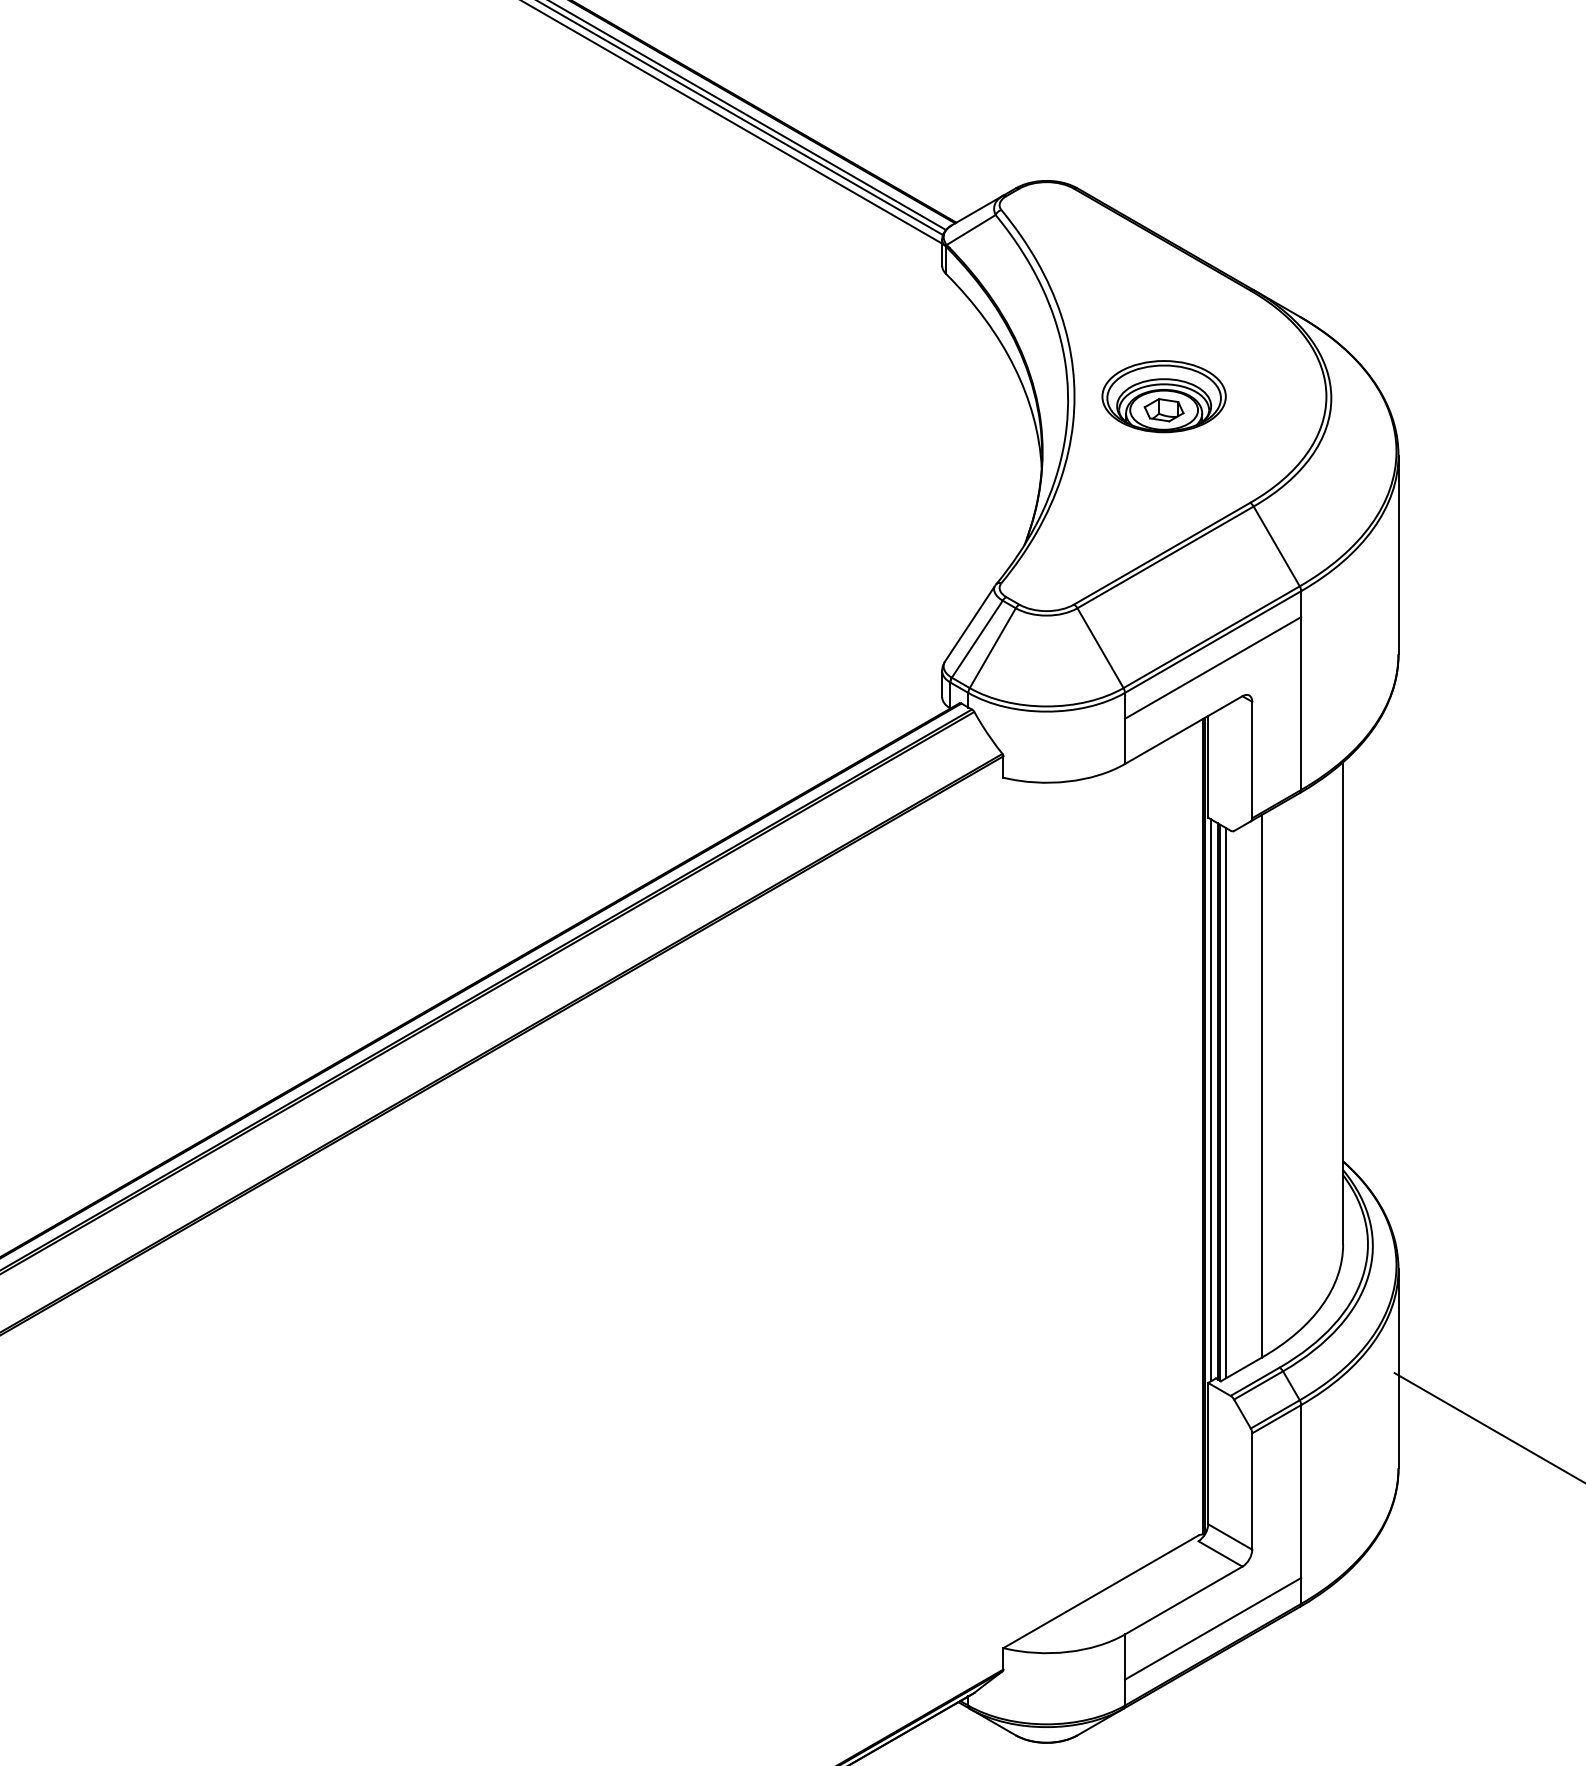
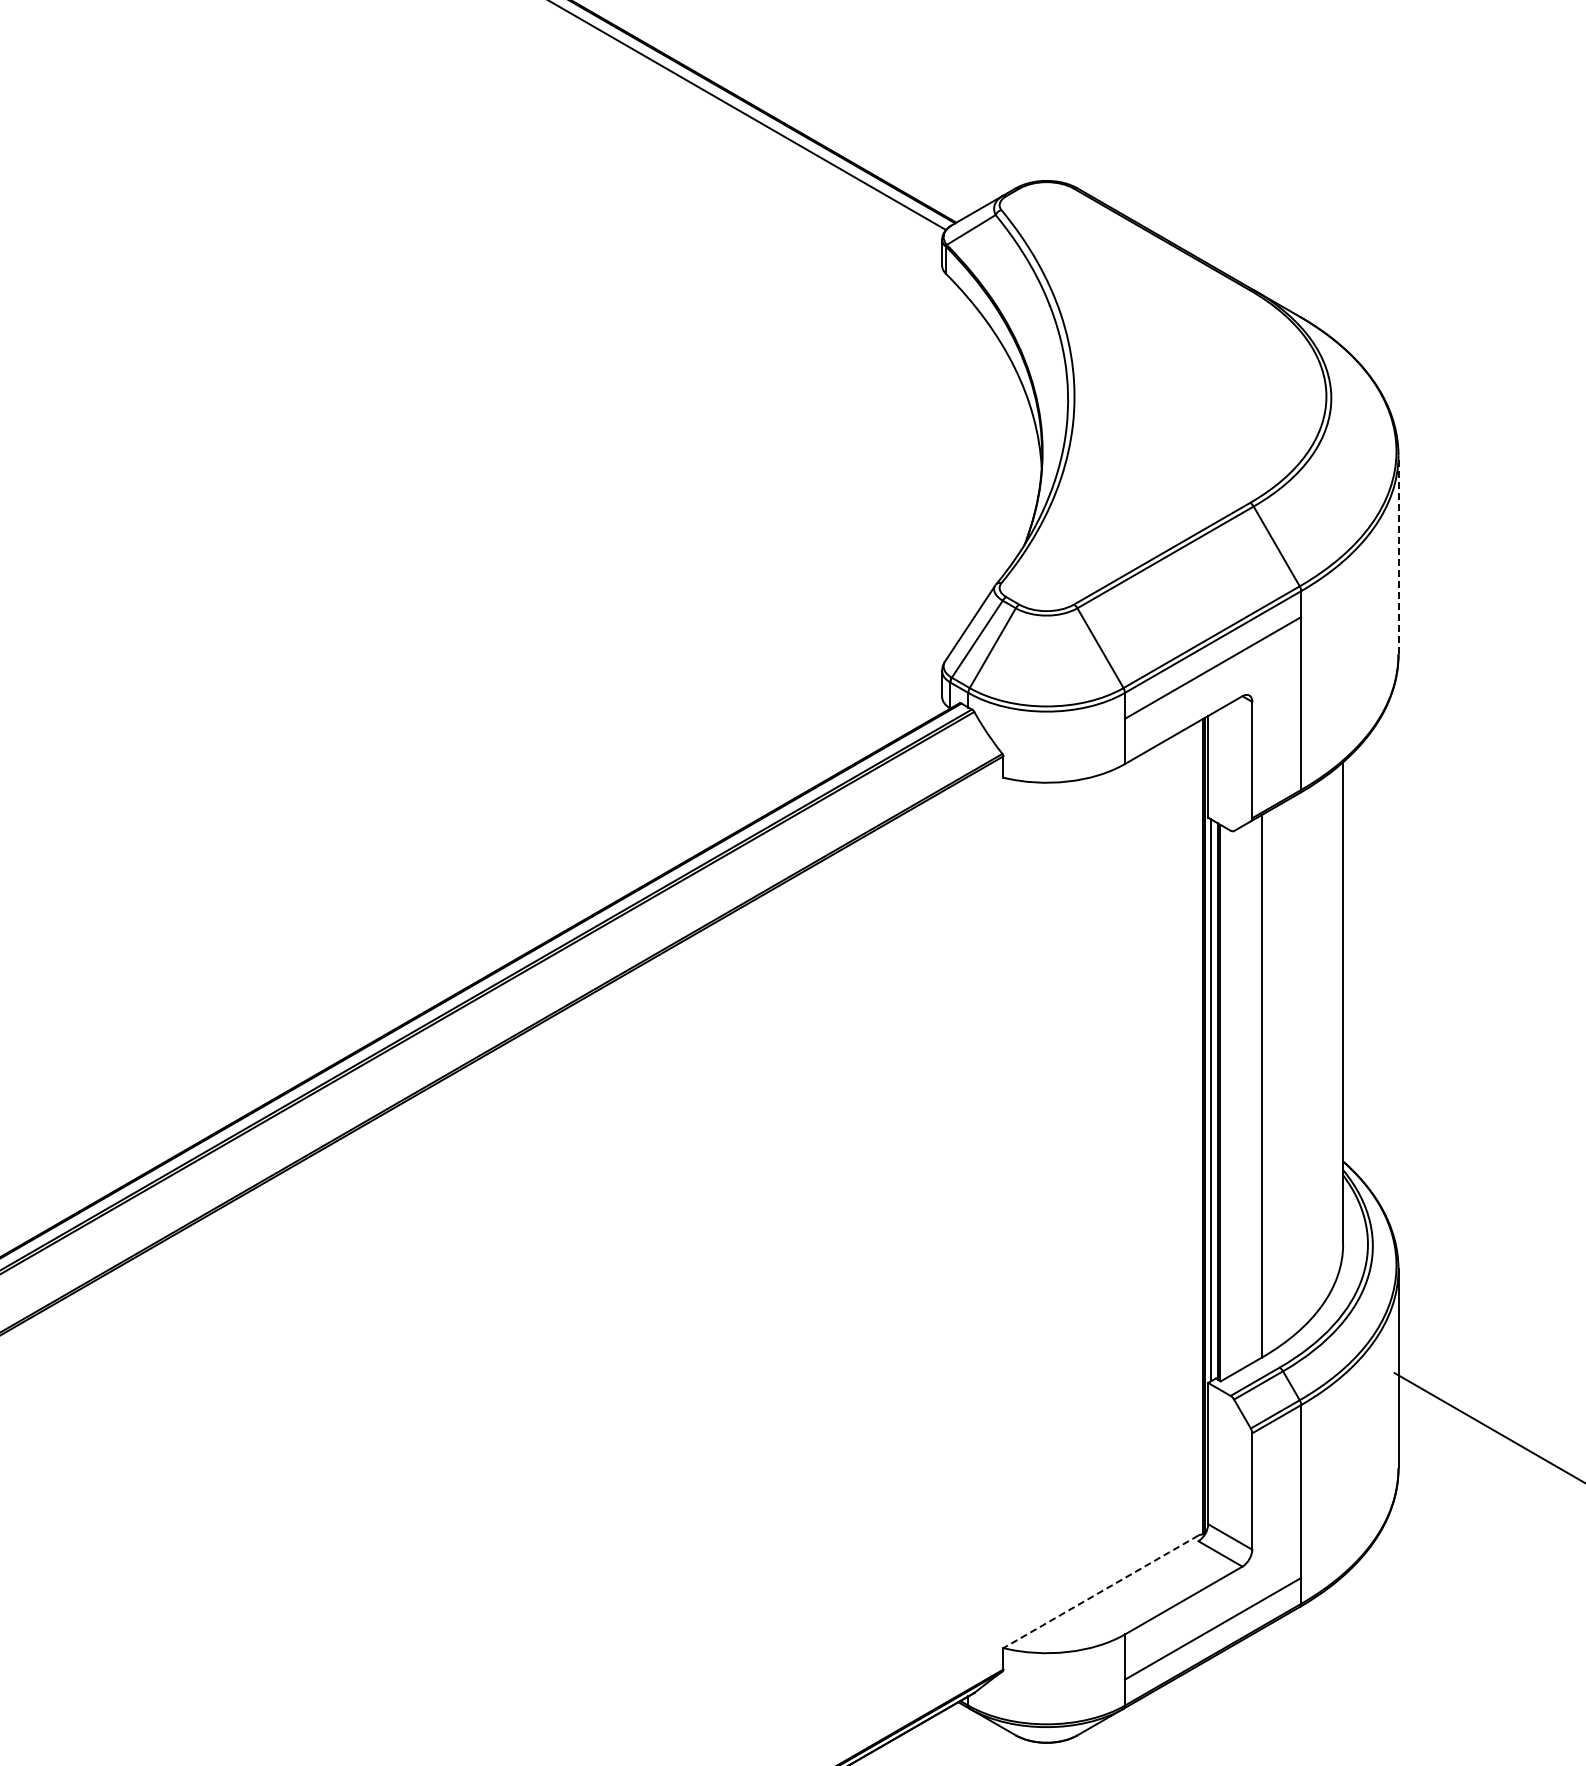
line: present -> none (740, 118)
line: present -> none (732, 122)
part: present -> none (1163, 396)
line: solid -> dashed (1398, 554)
line: present -> none (1225, 1102)
line: solid -> dashed (1100, 1591)
